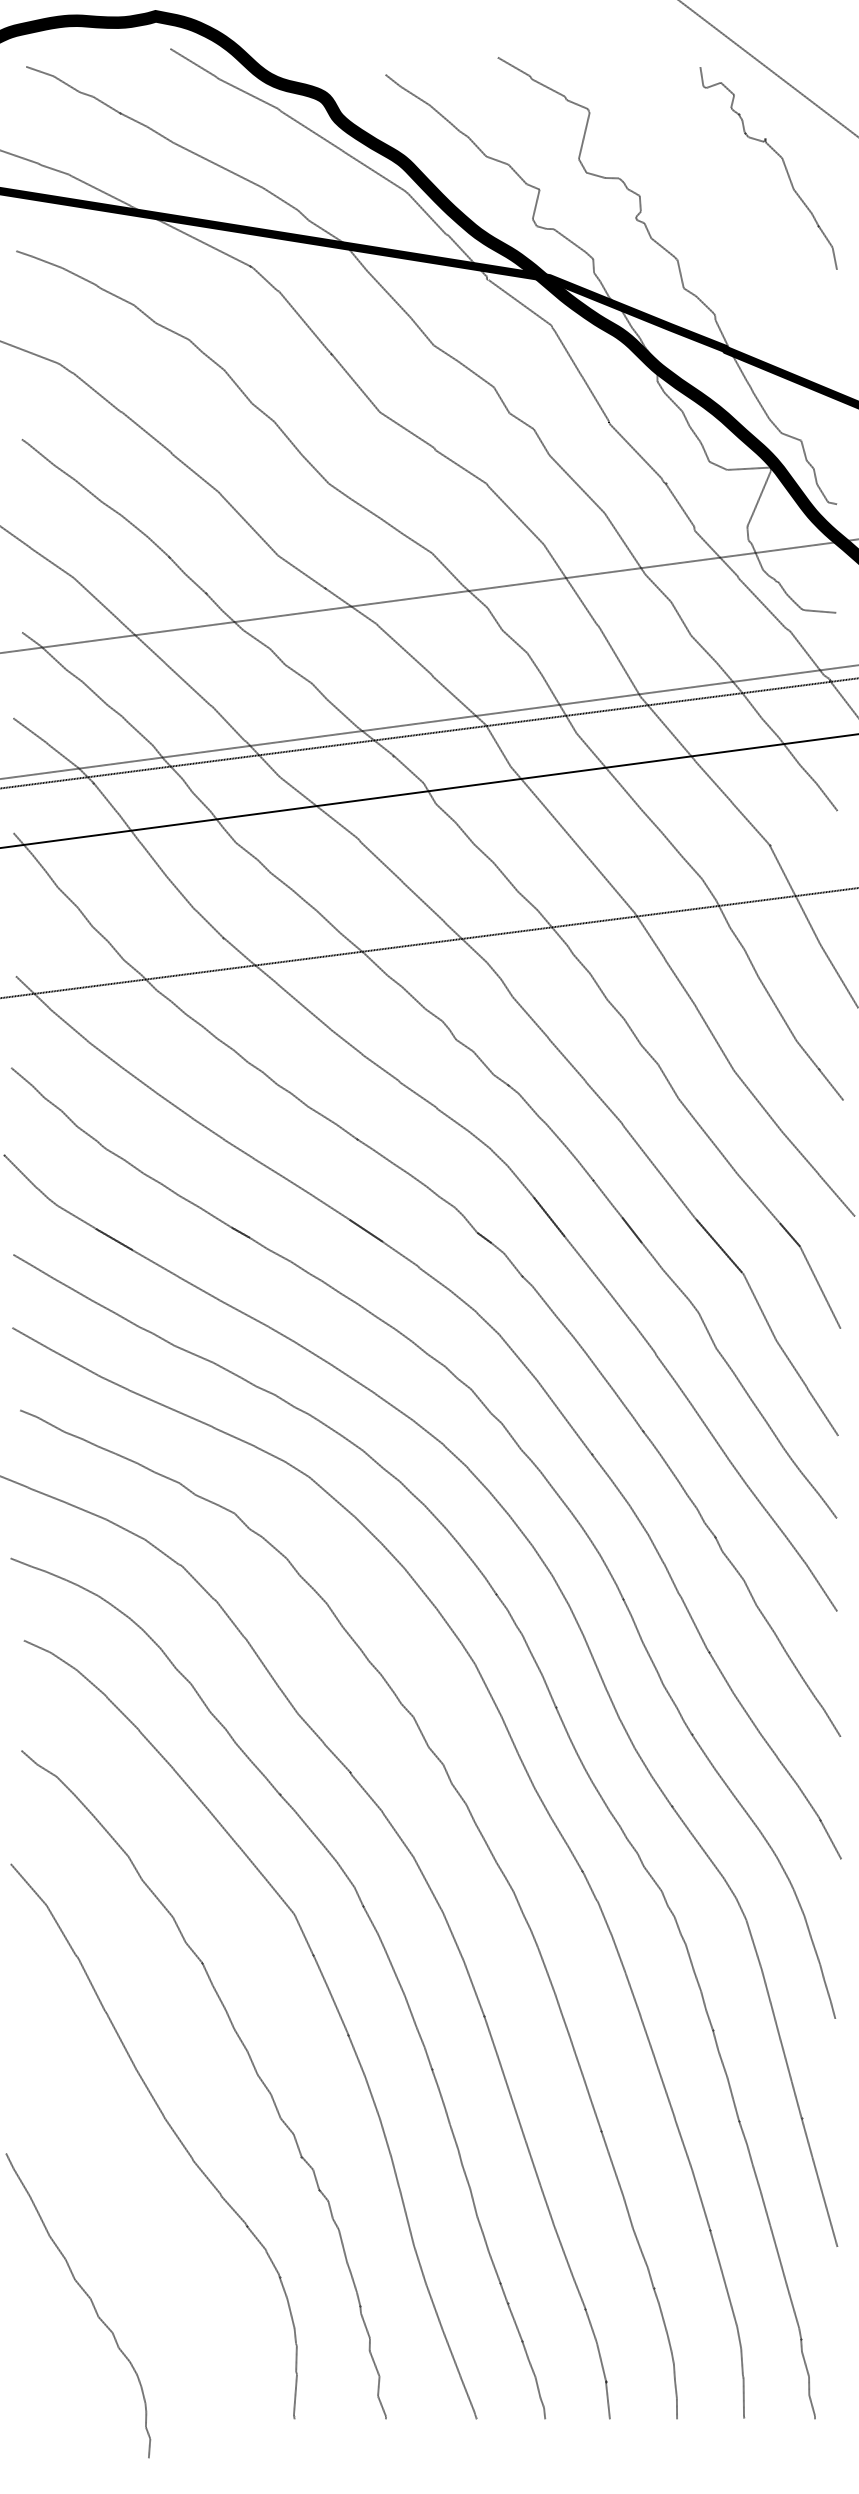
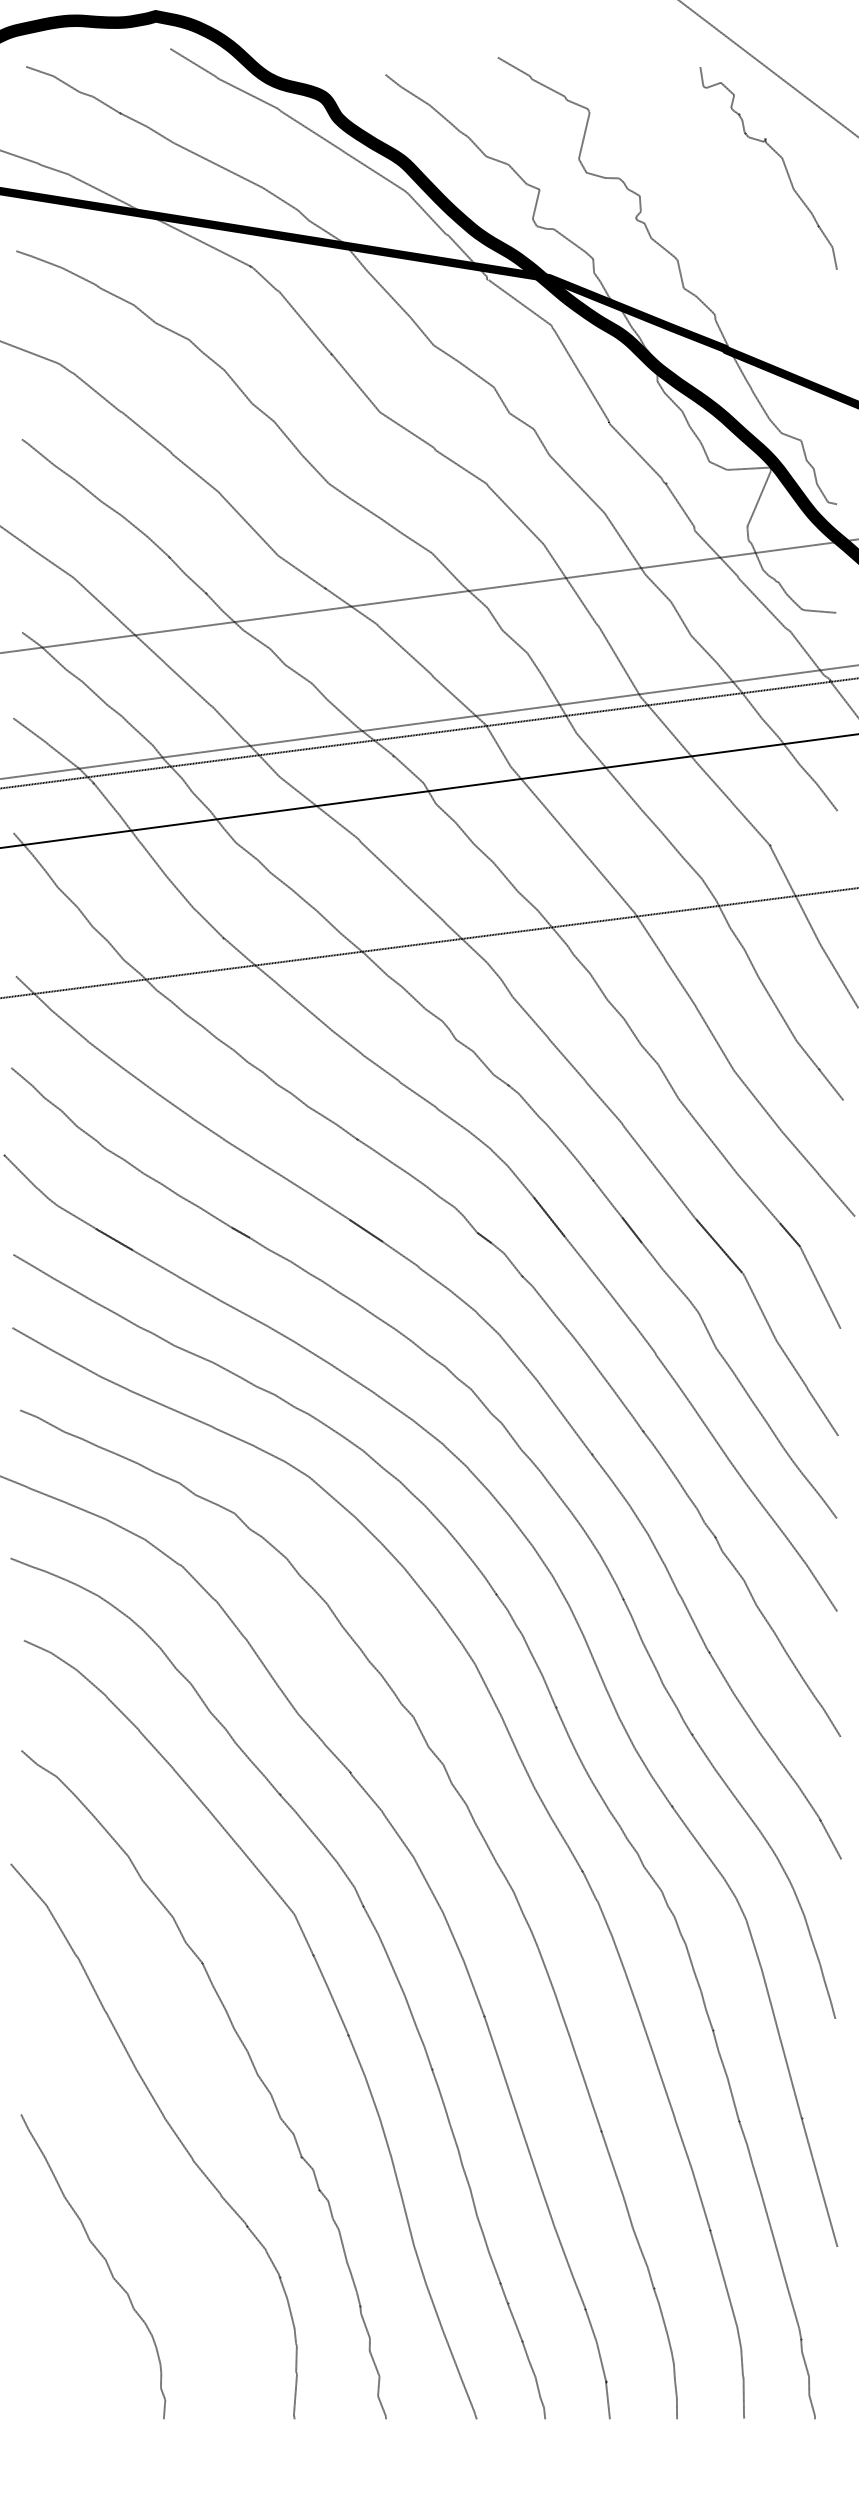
curve position: (87, 2296) -> (102, 2257) (102, 2257)
